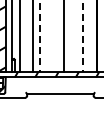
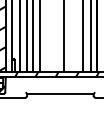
line: dashed -> solid (39, 35)
line: dashed -> solid (82, 35)
line: none -> present (26, 36)
line: none -> present (91, 36)
